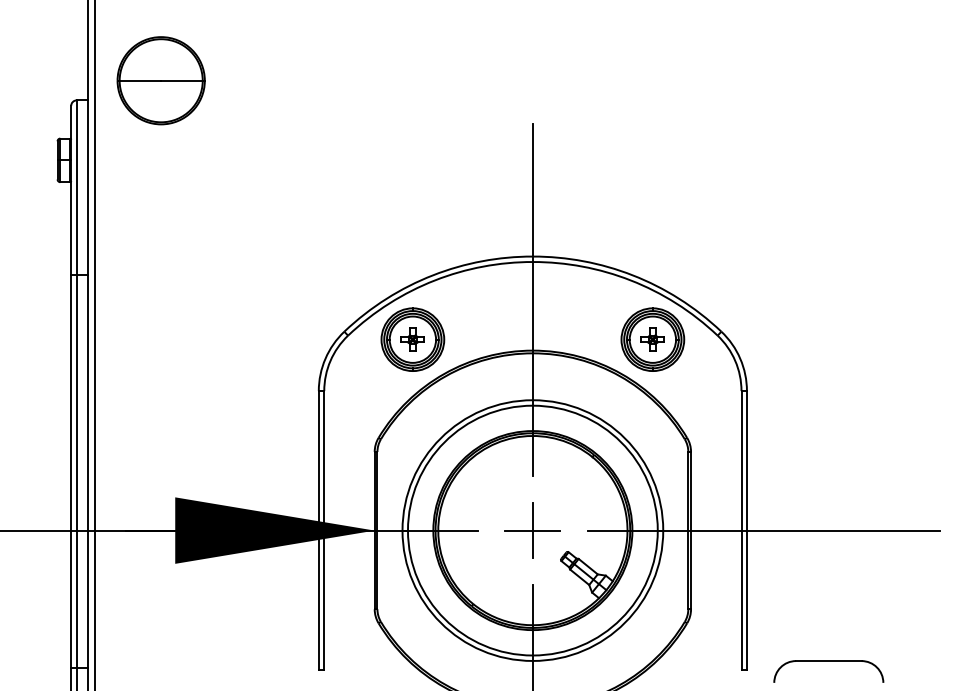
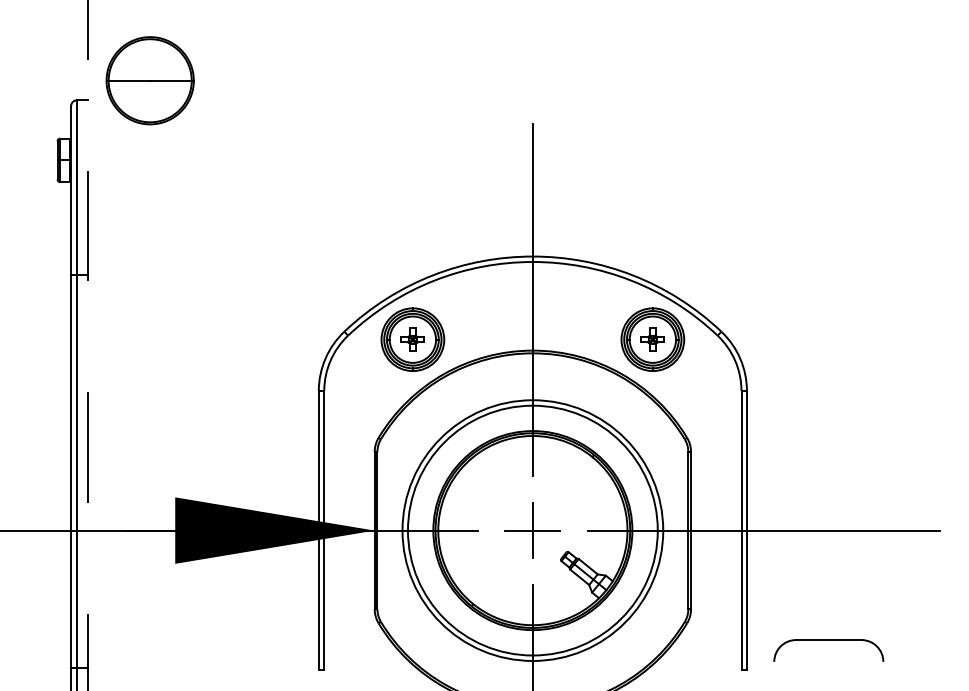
part position: (160, 80) -> (149, 80) (149, 80)
line: present -> none (95, 344)
line: solid -> dashed (87, 345)
part position: (828, 661) -> (828, 640) (828, 640)
